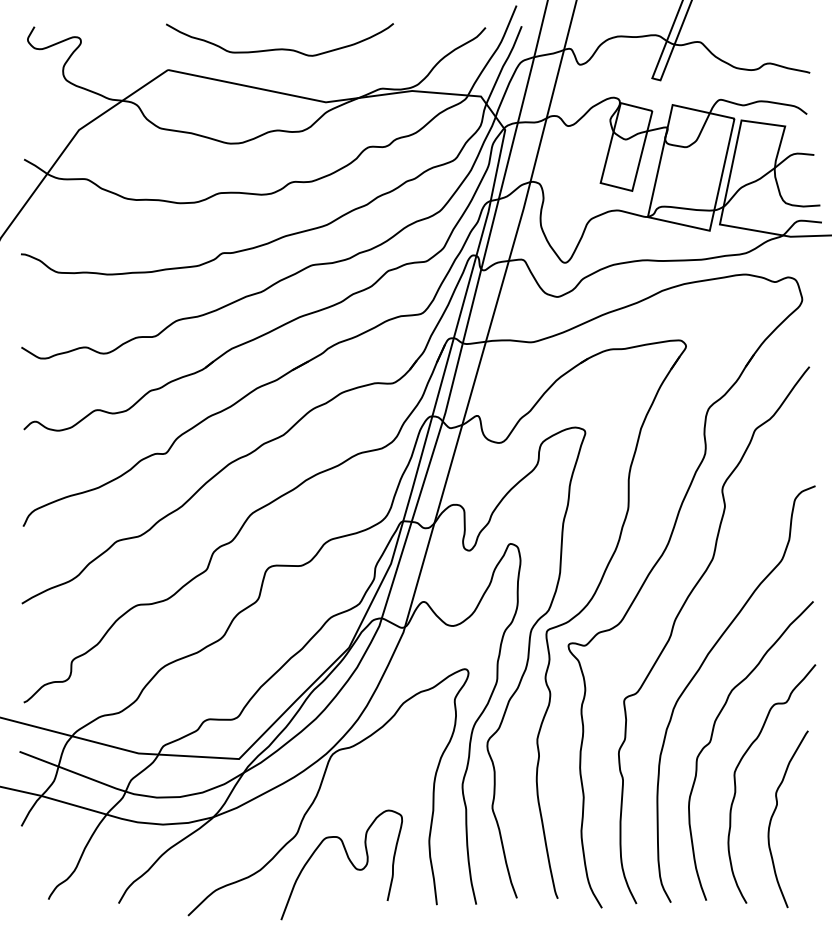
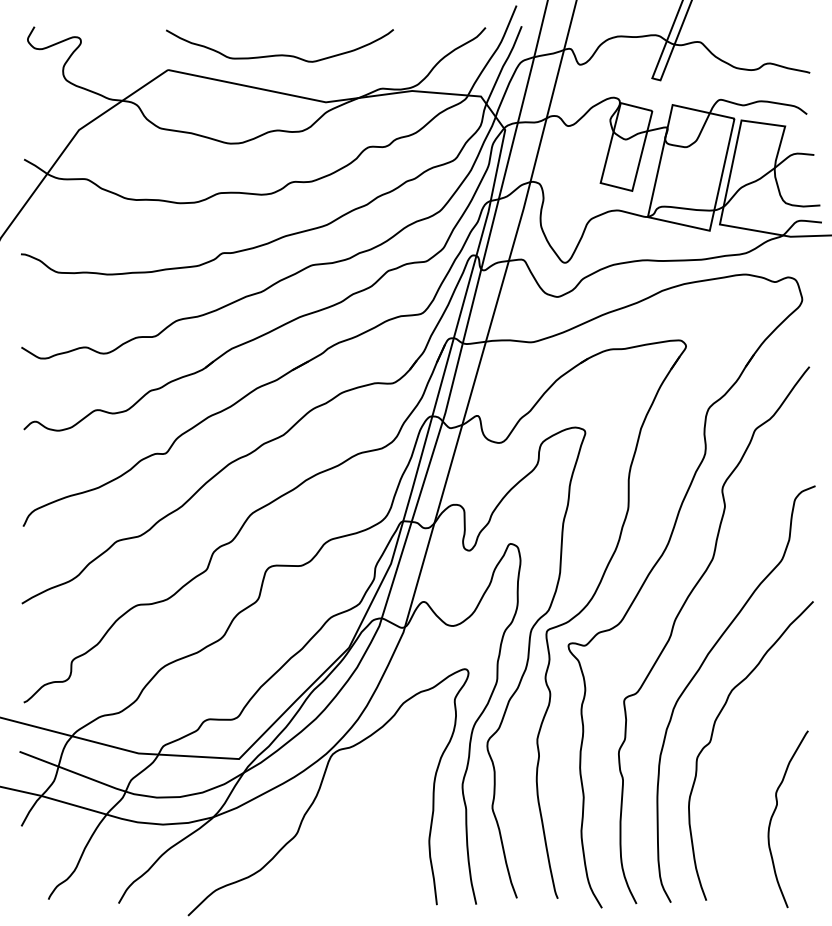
curve position: (279, 48) -> (279, 54) (279, 54)
curve: present -> none (736, 785)
curve: present -> none (347, 858)
